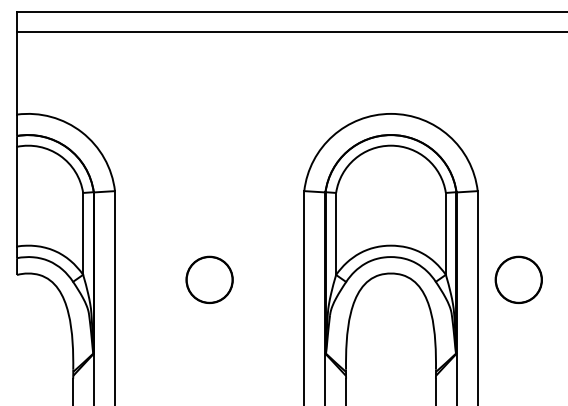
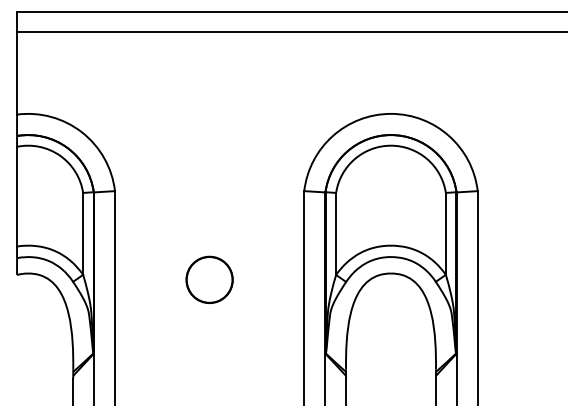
circle: present -> none (518, 279)
